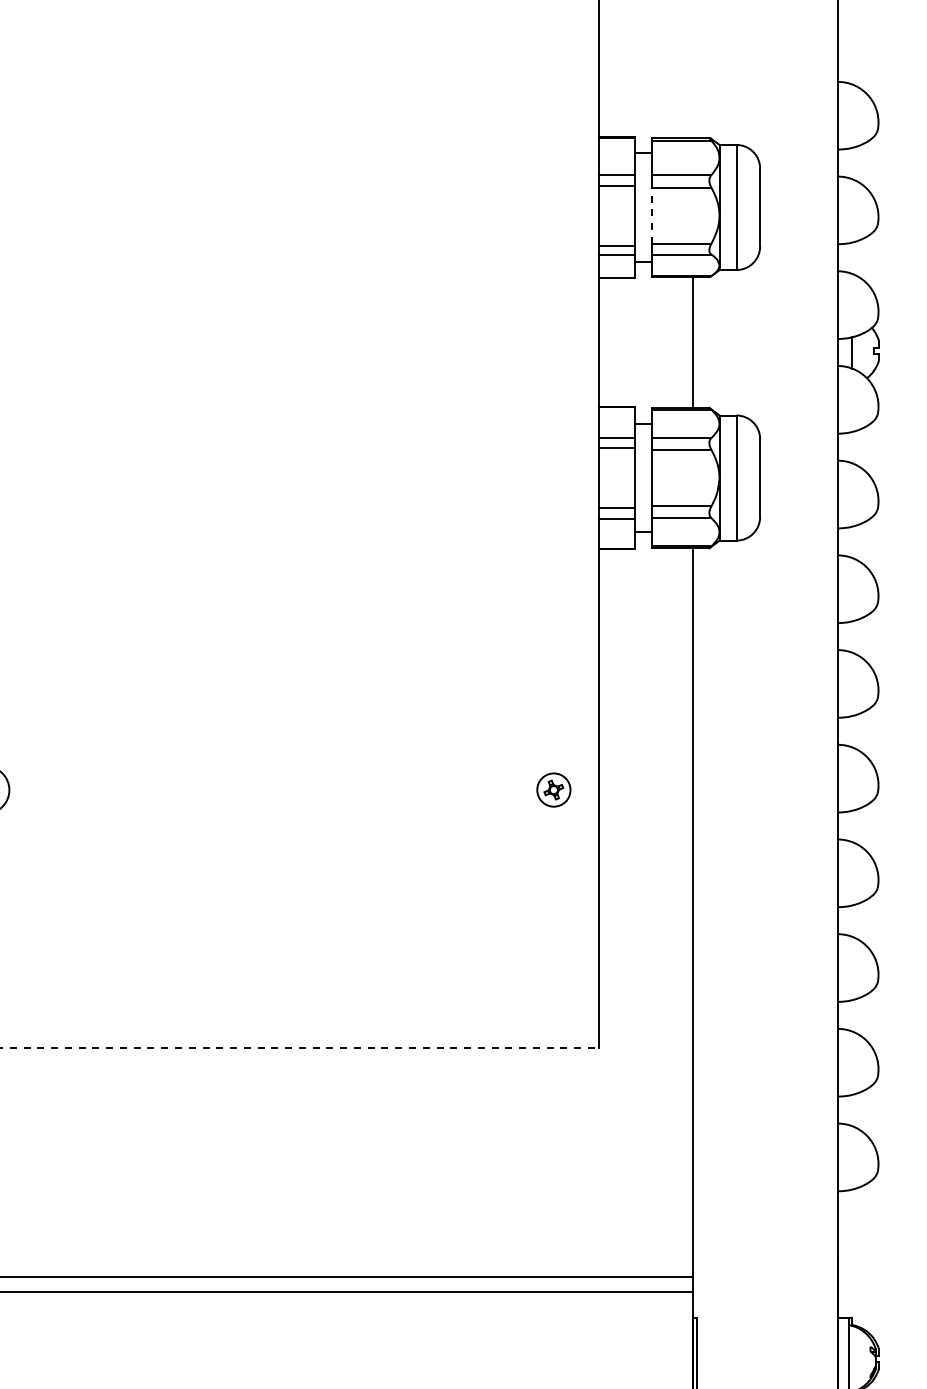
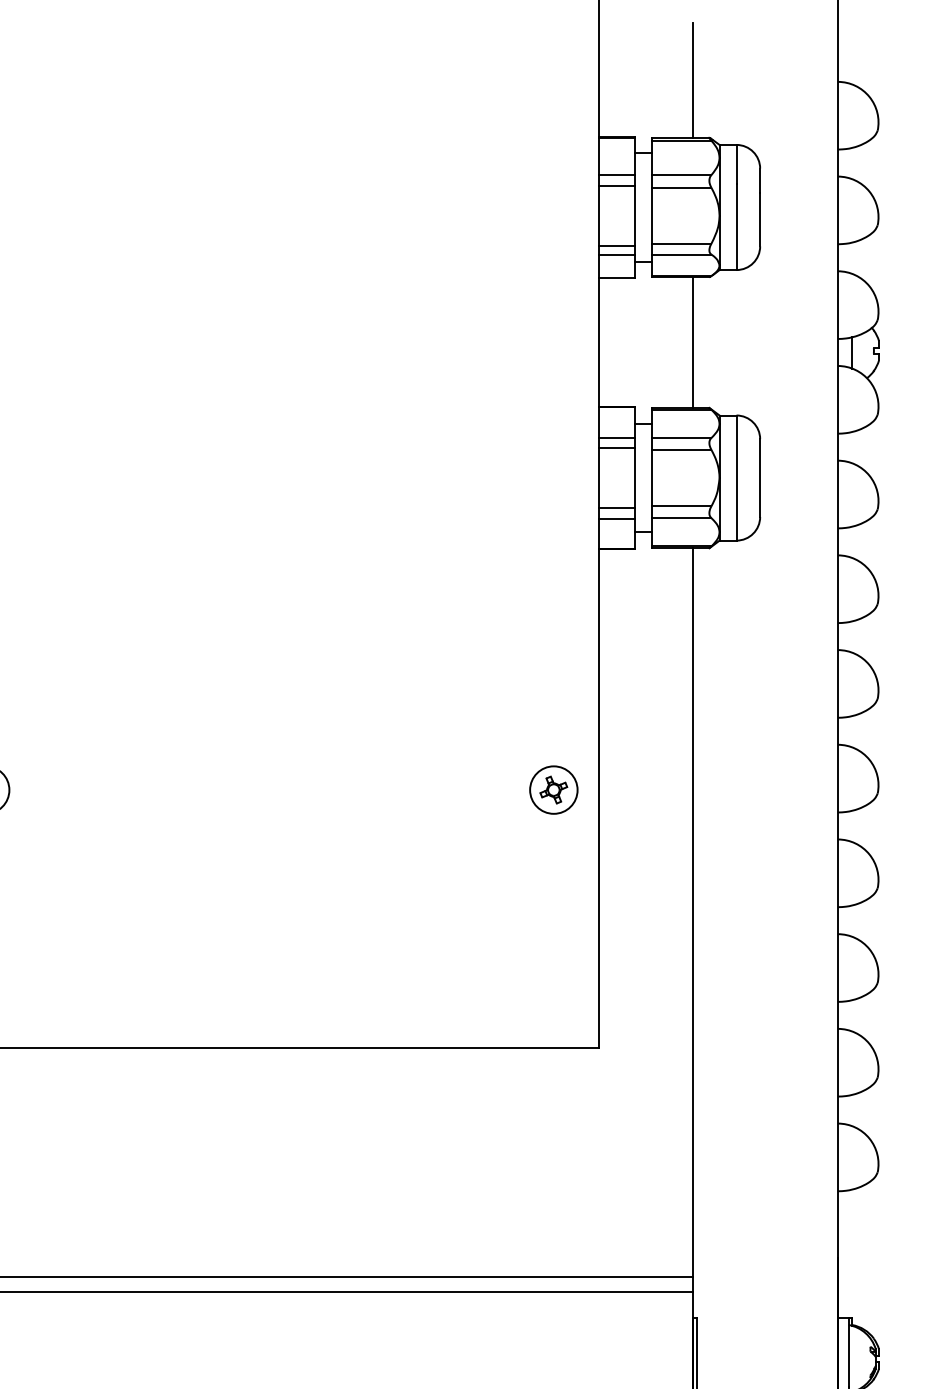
line: none -> present (692, 79)
line: dashed -> solid (651, 215)
part size: 36x36 px -> 50x50 px (553, 789)
line: dashed -> solid (299, 1047)
